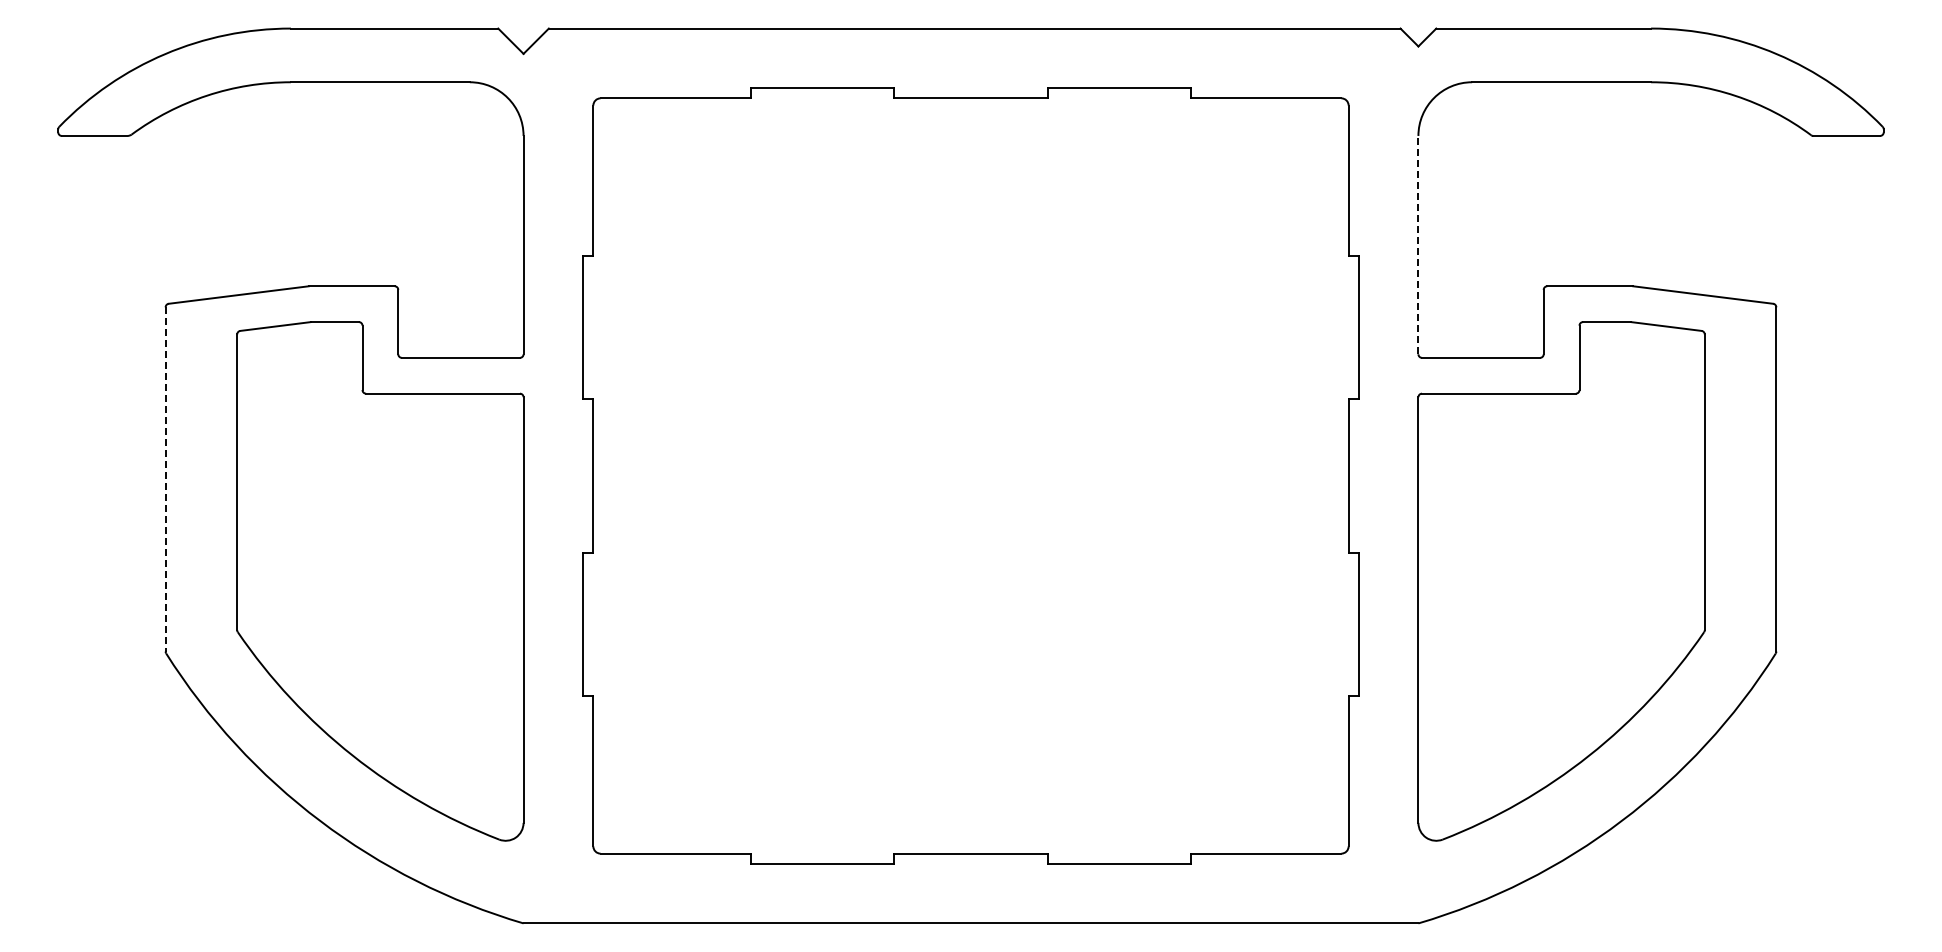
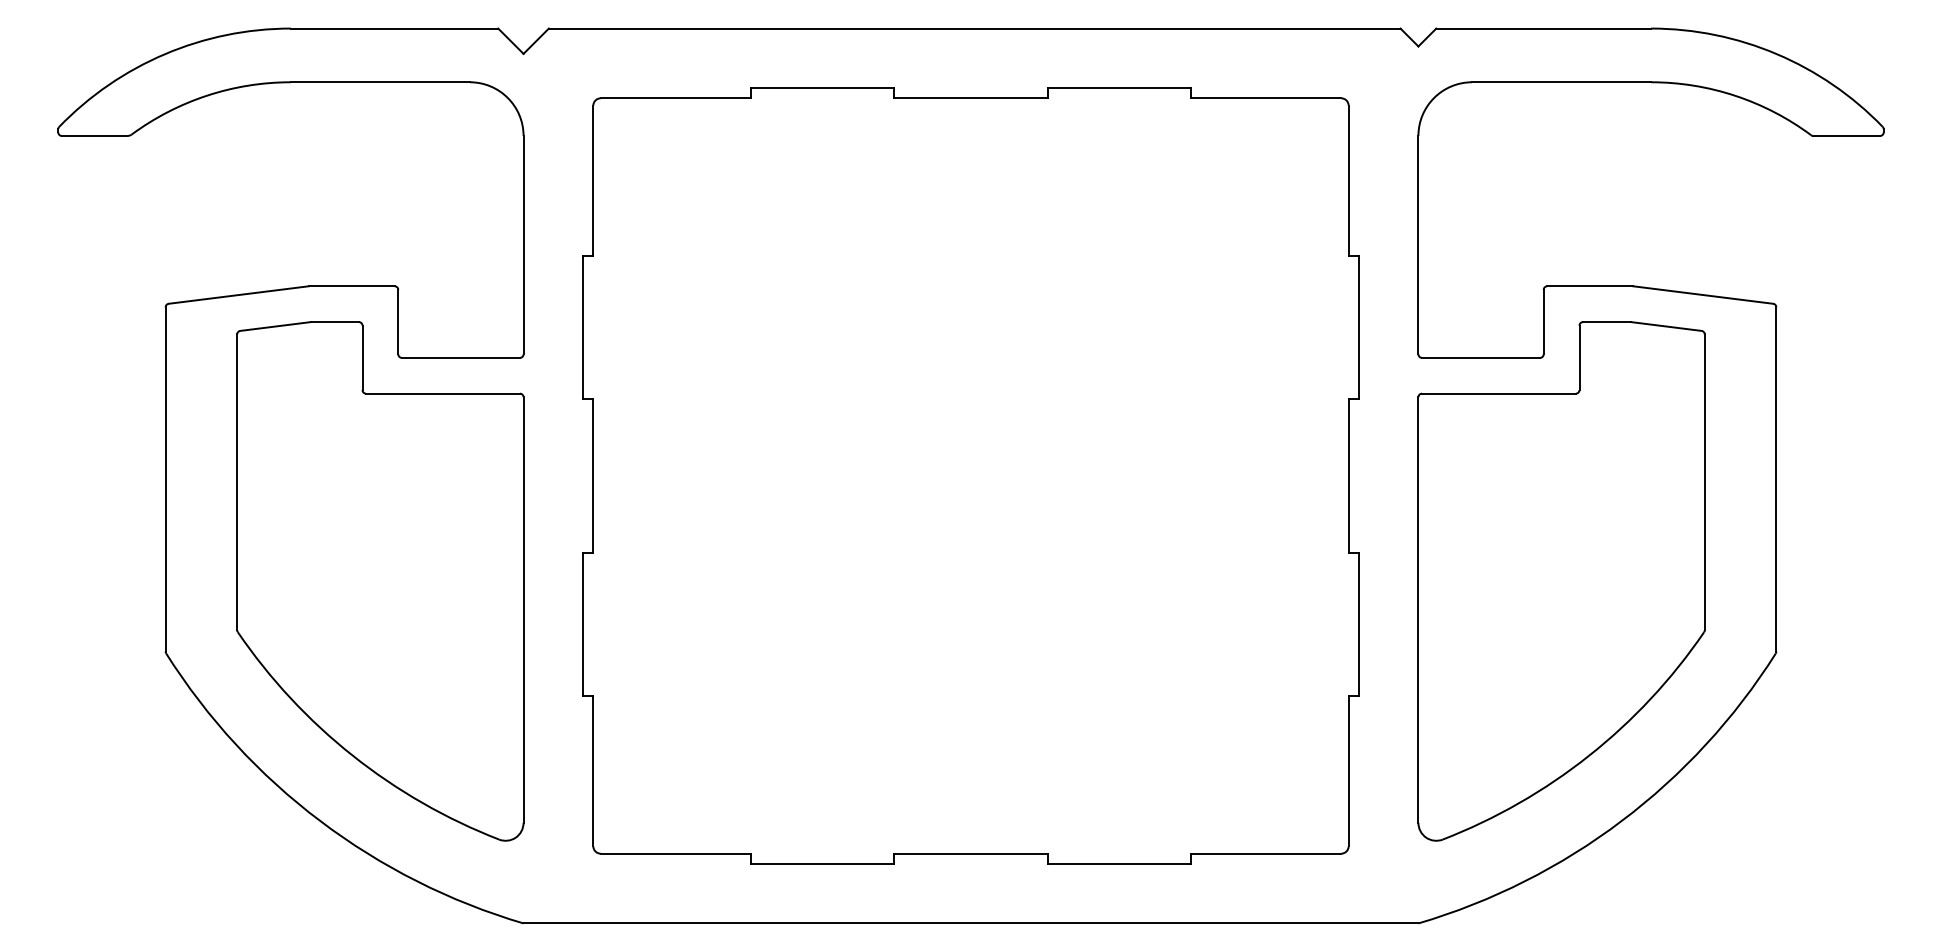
line: dashed -> solid (1418, 244)
line: dashed -> solid (165, 479)
